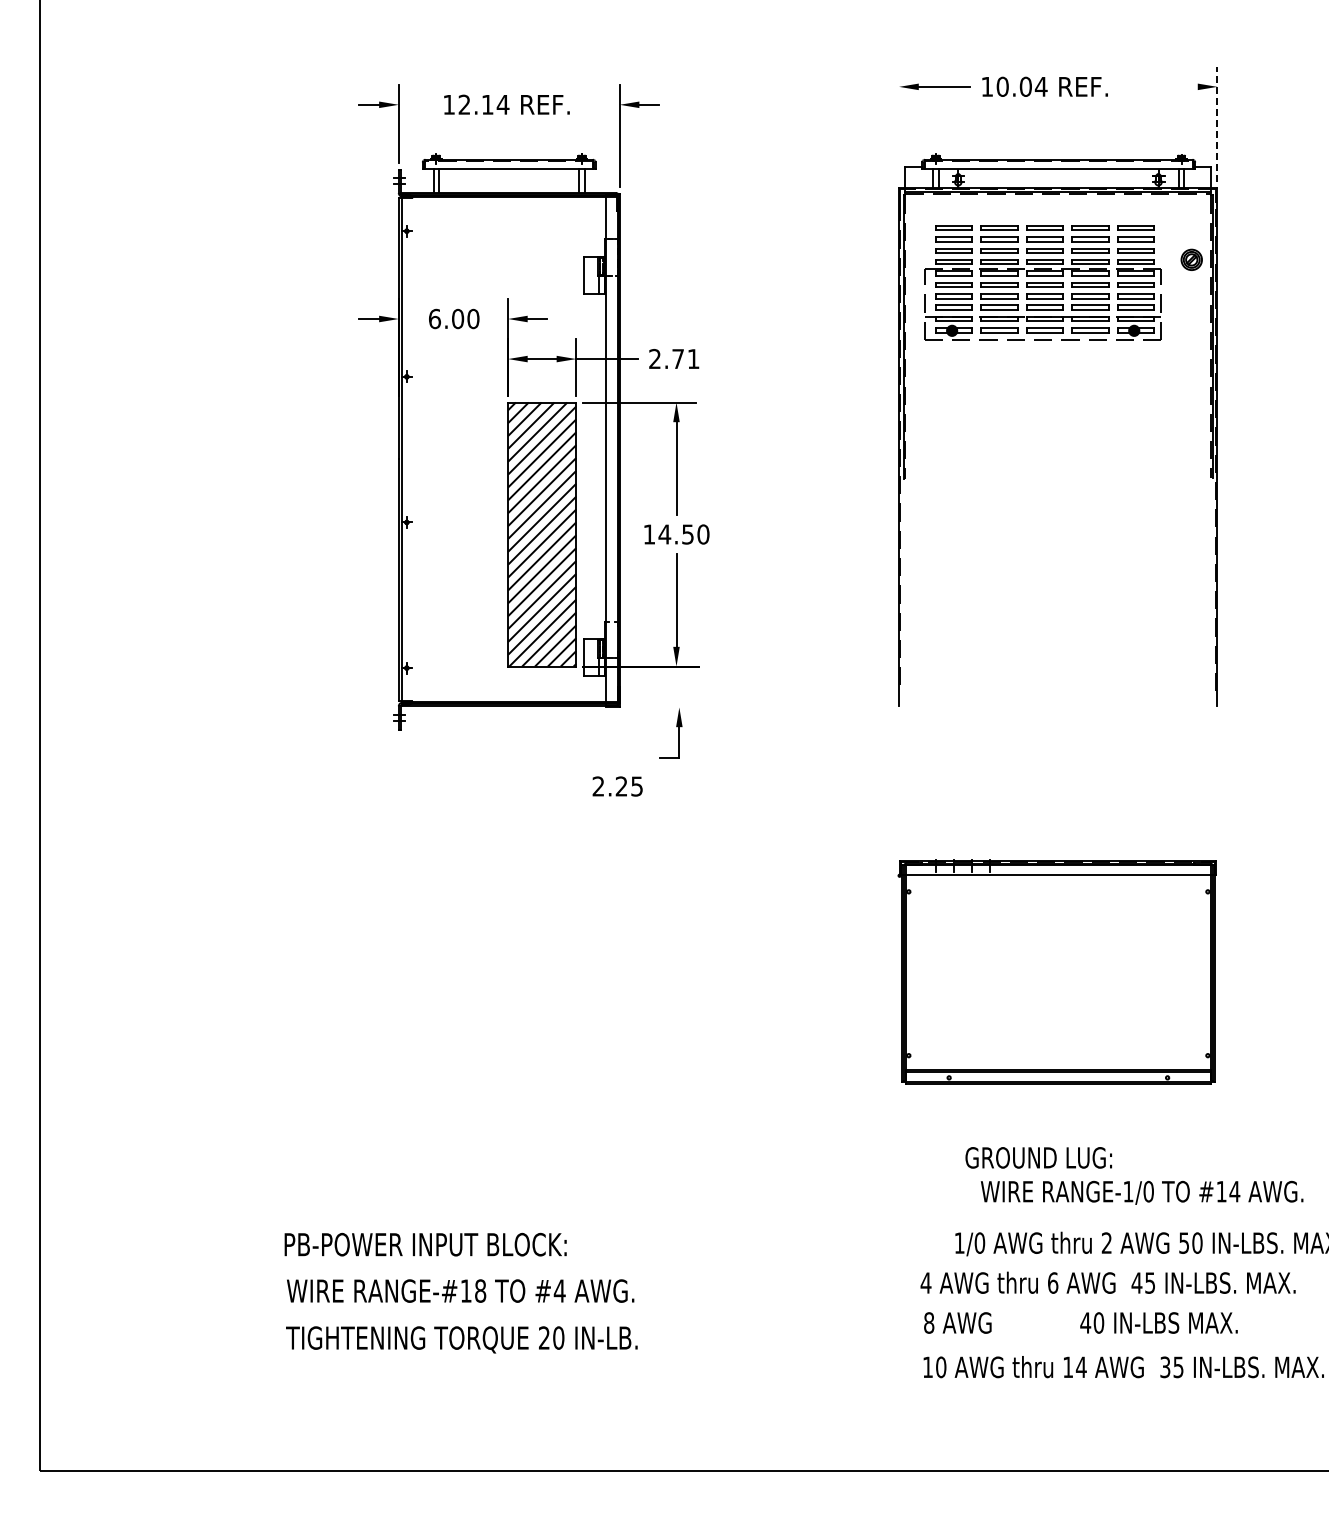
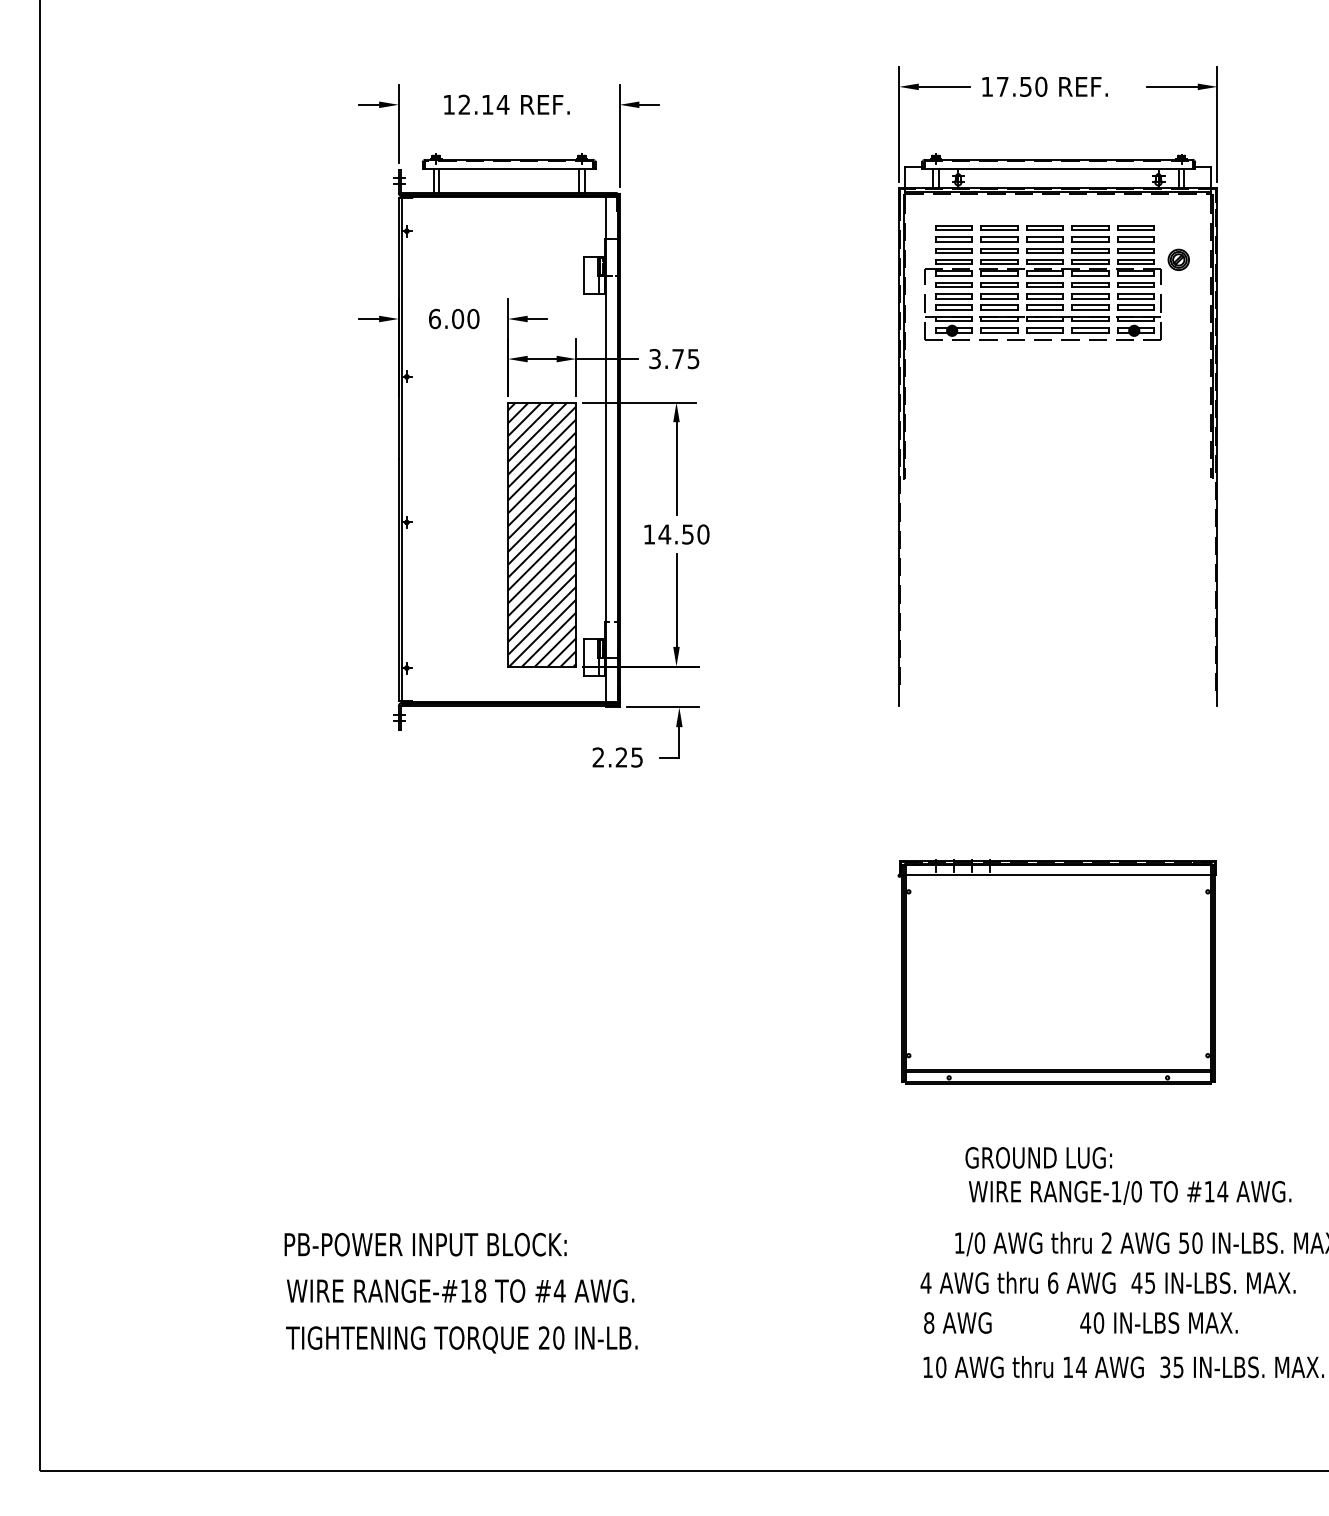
text: 10.04 -> 17.50 (1021, 86)
line: none -> present (1171, 86)
line: dashed -> solid (1217, 123)
line: none -> present (899, 124)
part position: (1191, 259) -> (1178, 259) (1178, 259)
text: 2.71 -> 3.75 (674, 359)
line: none -> present (662, 707)
text position: (617, 786) -> (617, 757) (617, 757)
text position: (1142, 1192) -> (1130, 1192) (1130, 1192)
